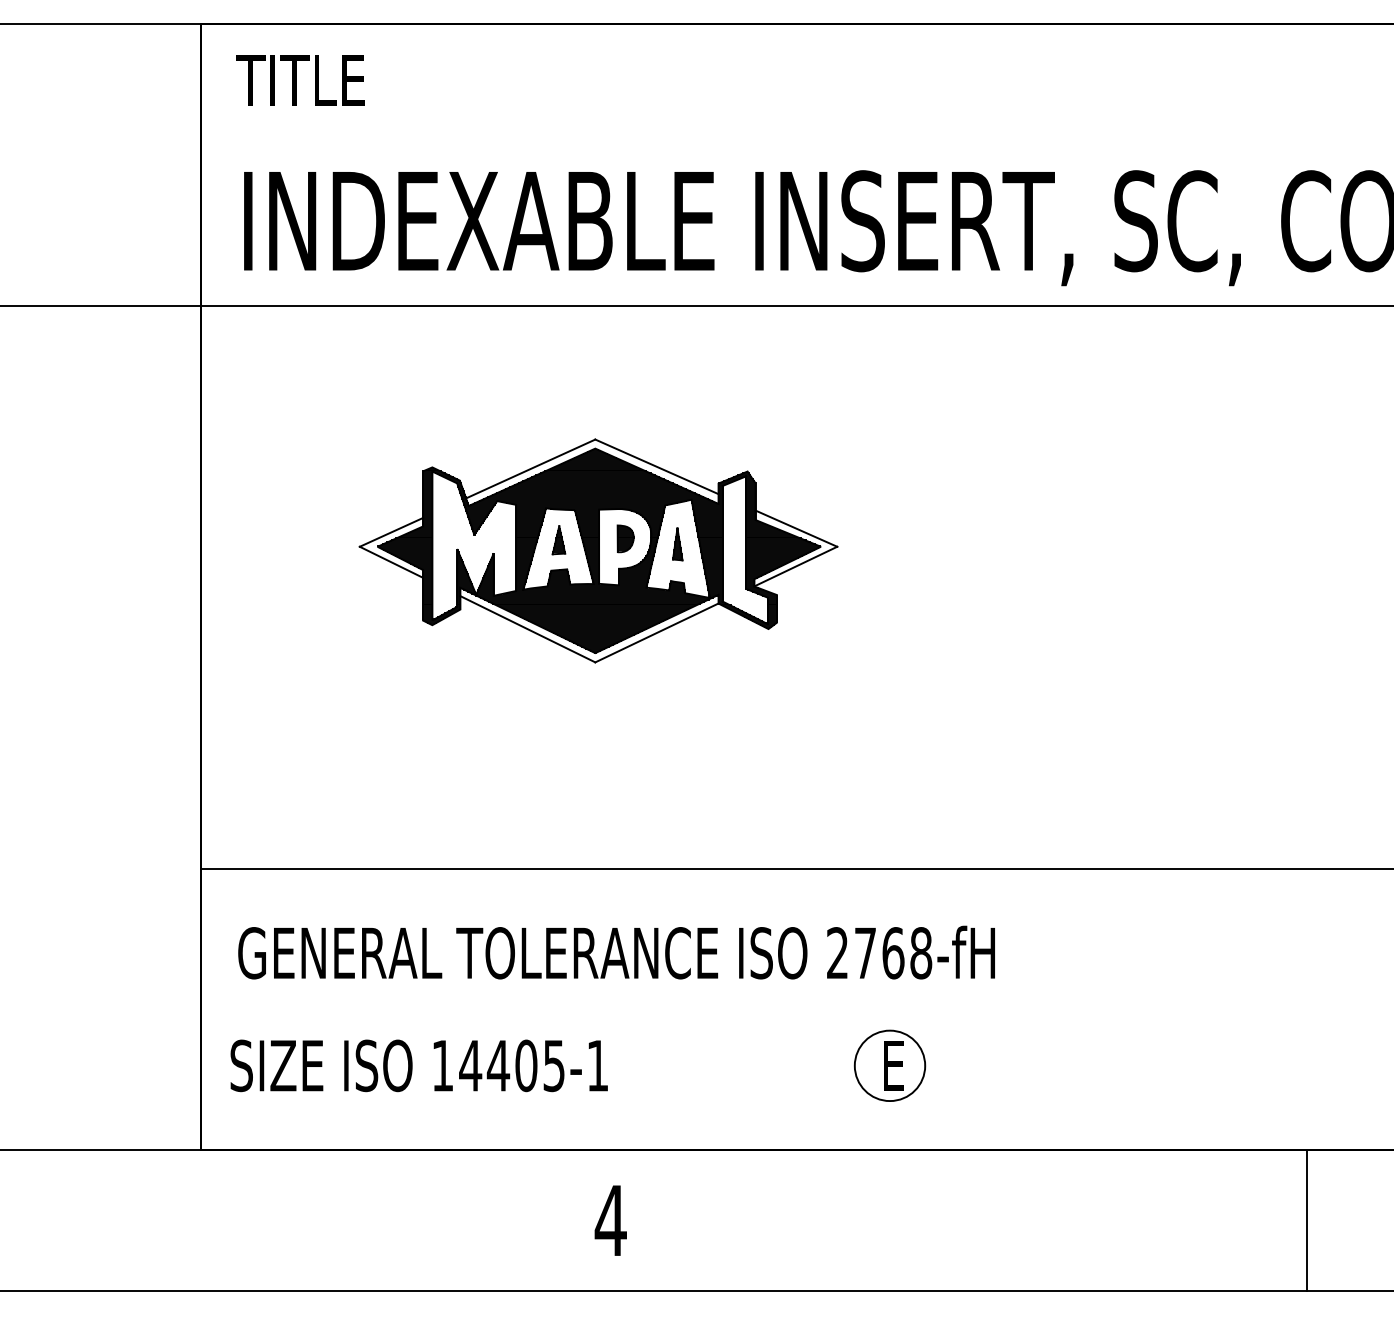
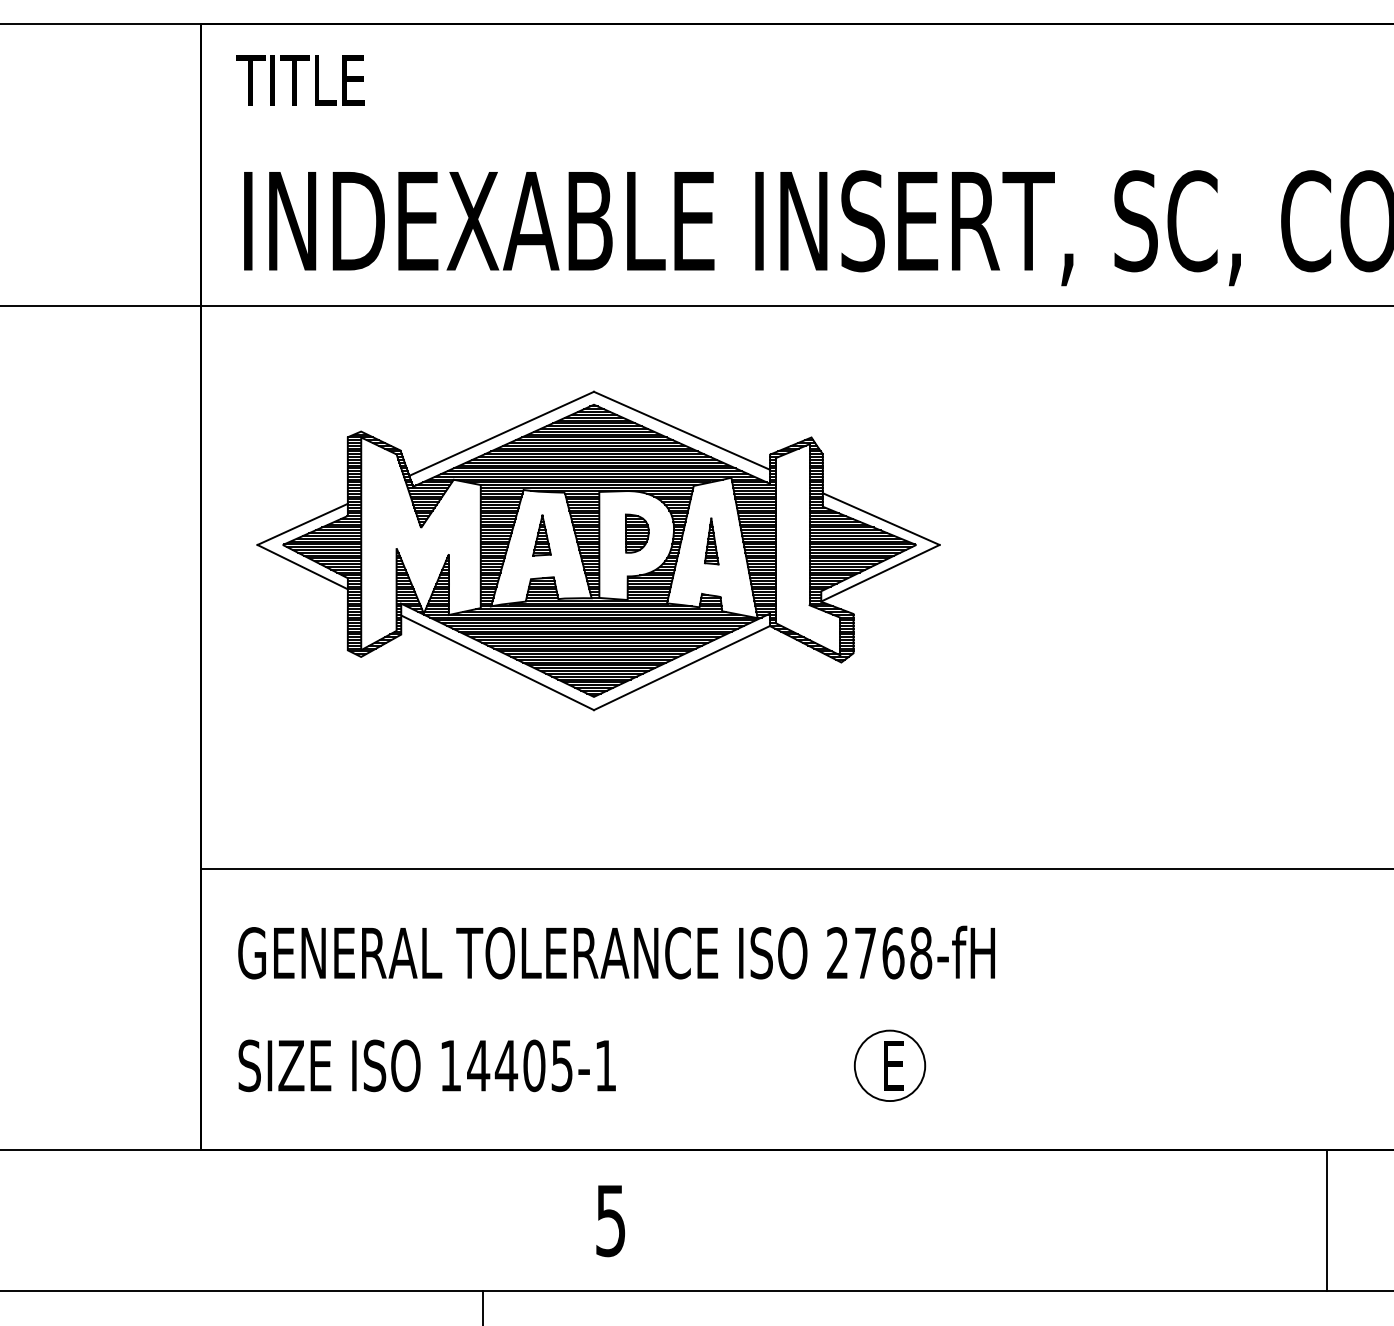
part size: 481x226 px -> 685x322 px (598, 550)
text position: (418, 1065) -> (426, 1065) (426, 1065)
line position: (1307, 1220) -> (1327, 1220) (1327, 1220)
text: 4 -> 5 (610, 1221)
line: none -> present (482, 1306)
